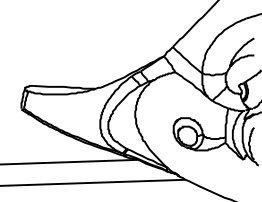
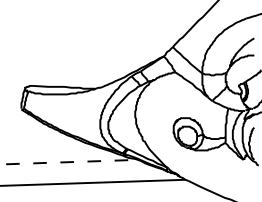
line: solid -> dashed (69, 162)
